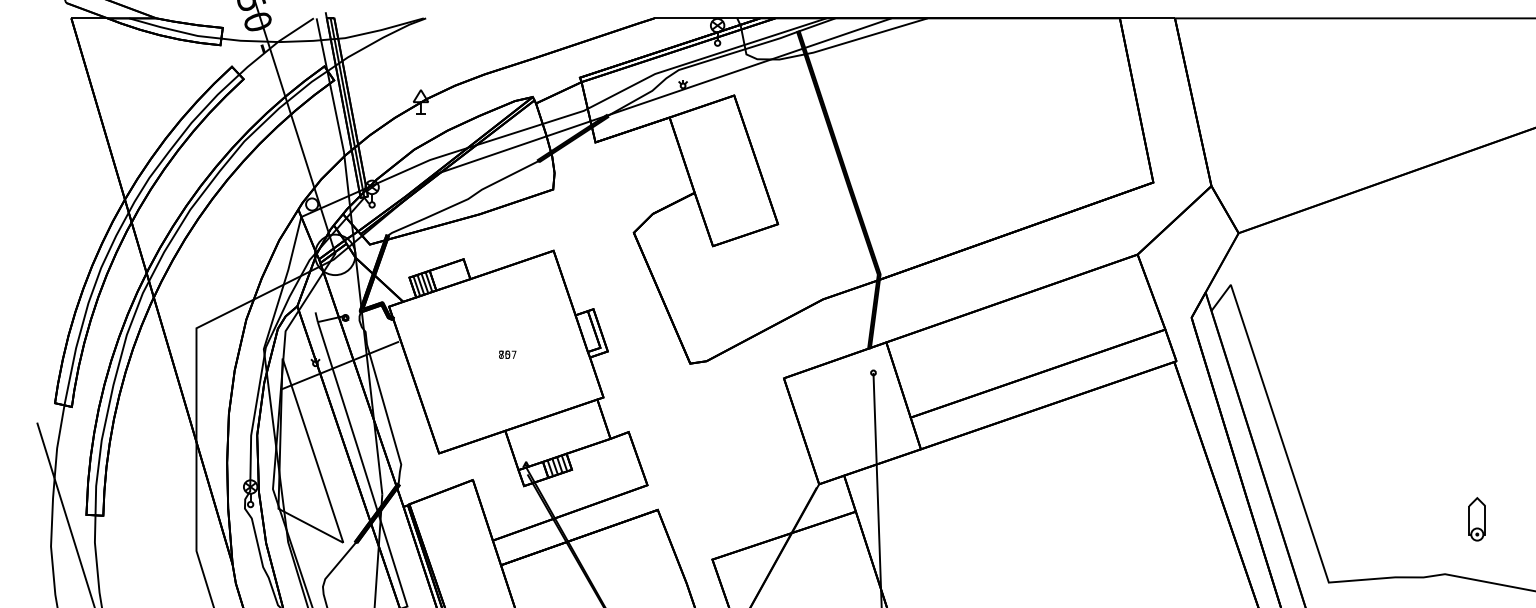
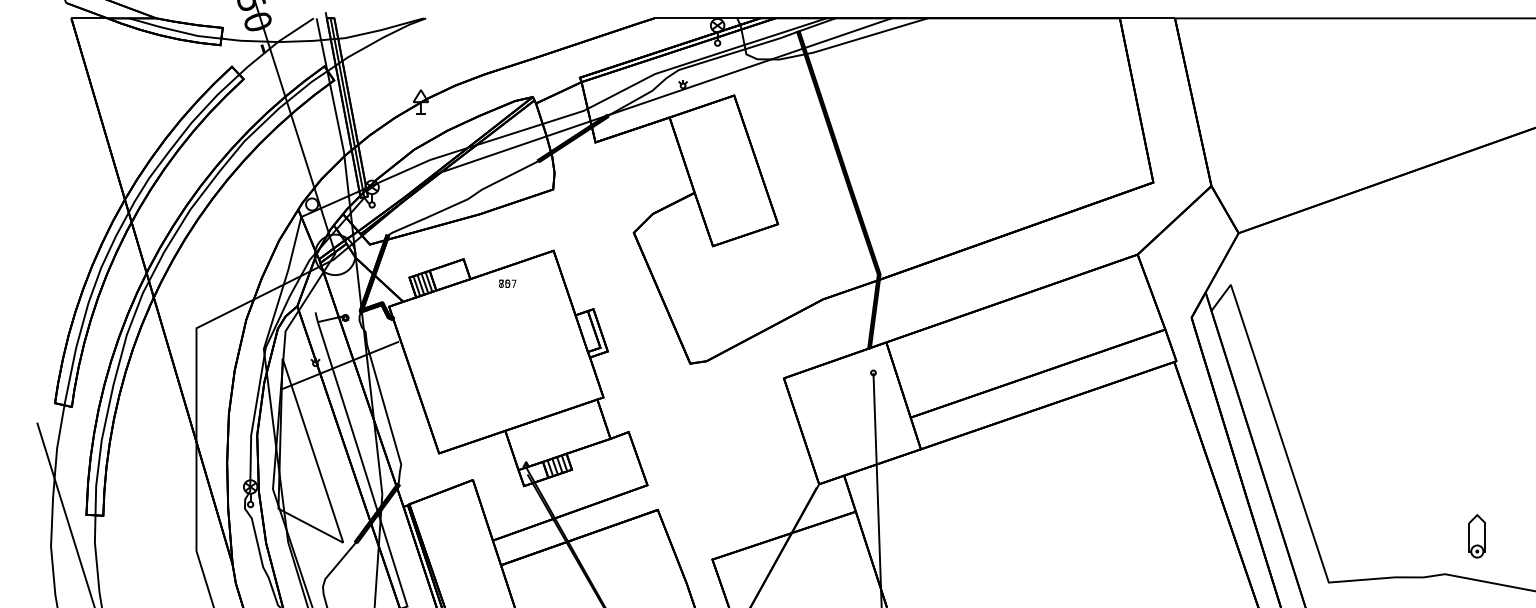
text position: (507, 354) -> (507, 283) (507, 283)
part position: (1476, 519) -> (1476, 536) (1476, 536)
